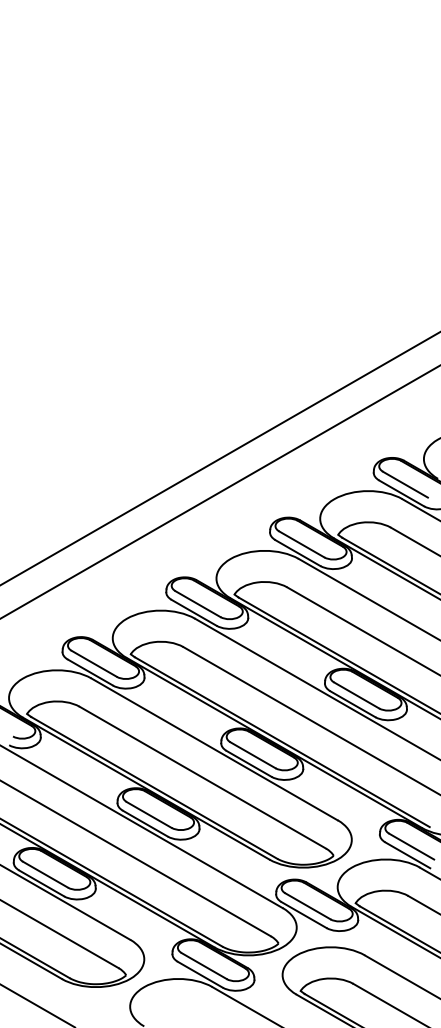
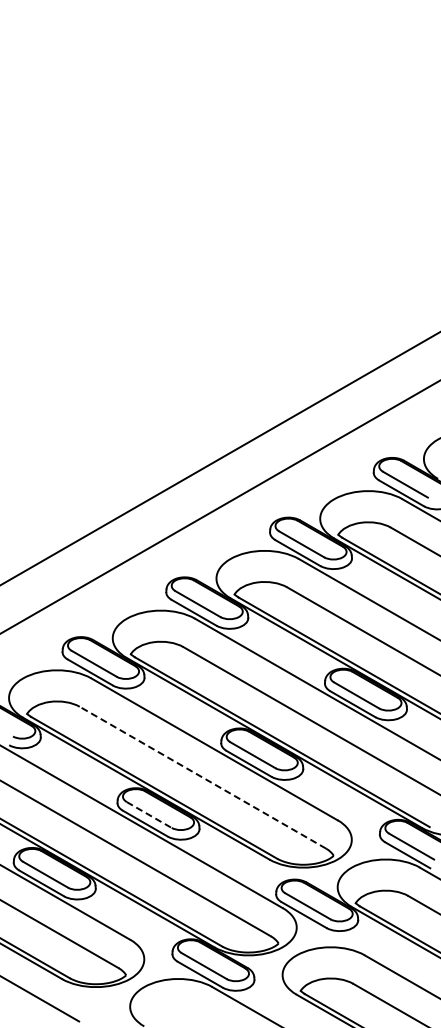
line position: (219, 491) -> (219, 506) (219, 506)
line: solid -> dashed (202, 777)
line: solid -> dashed (149, 814)
line position: (35, 1004) -> (40, 999) (40, 999)
